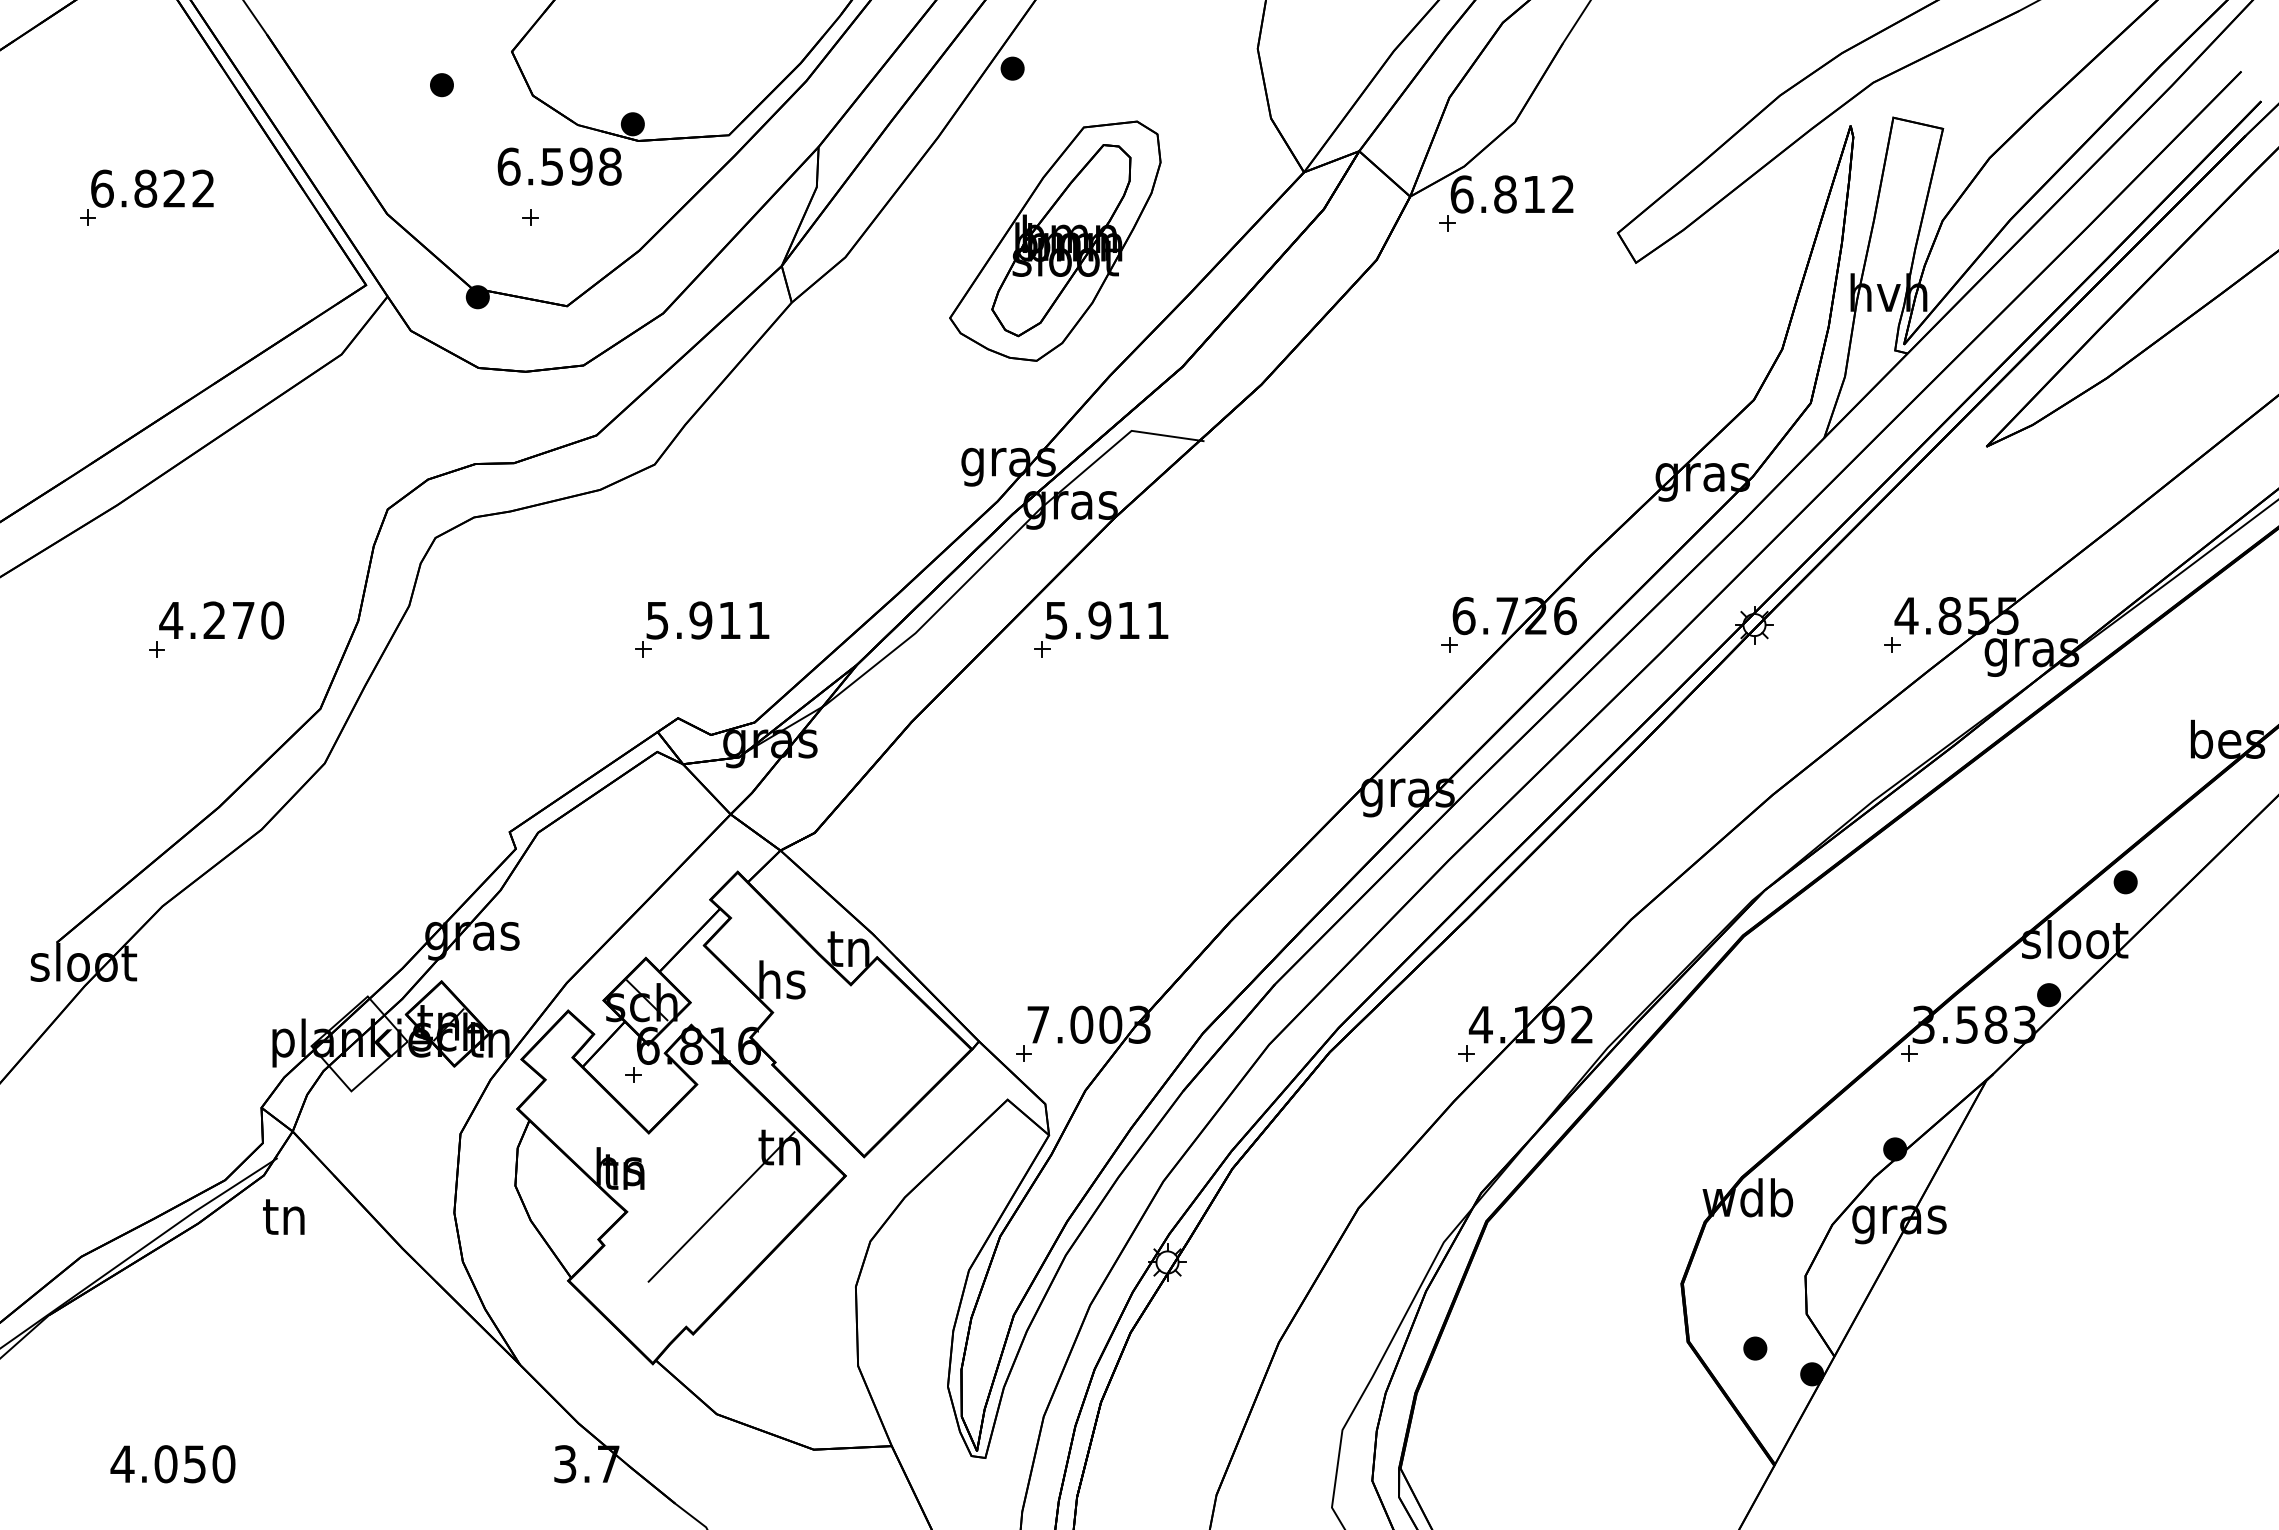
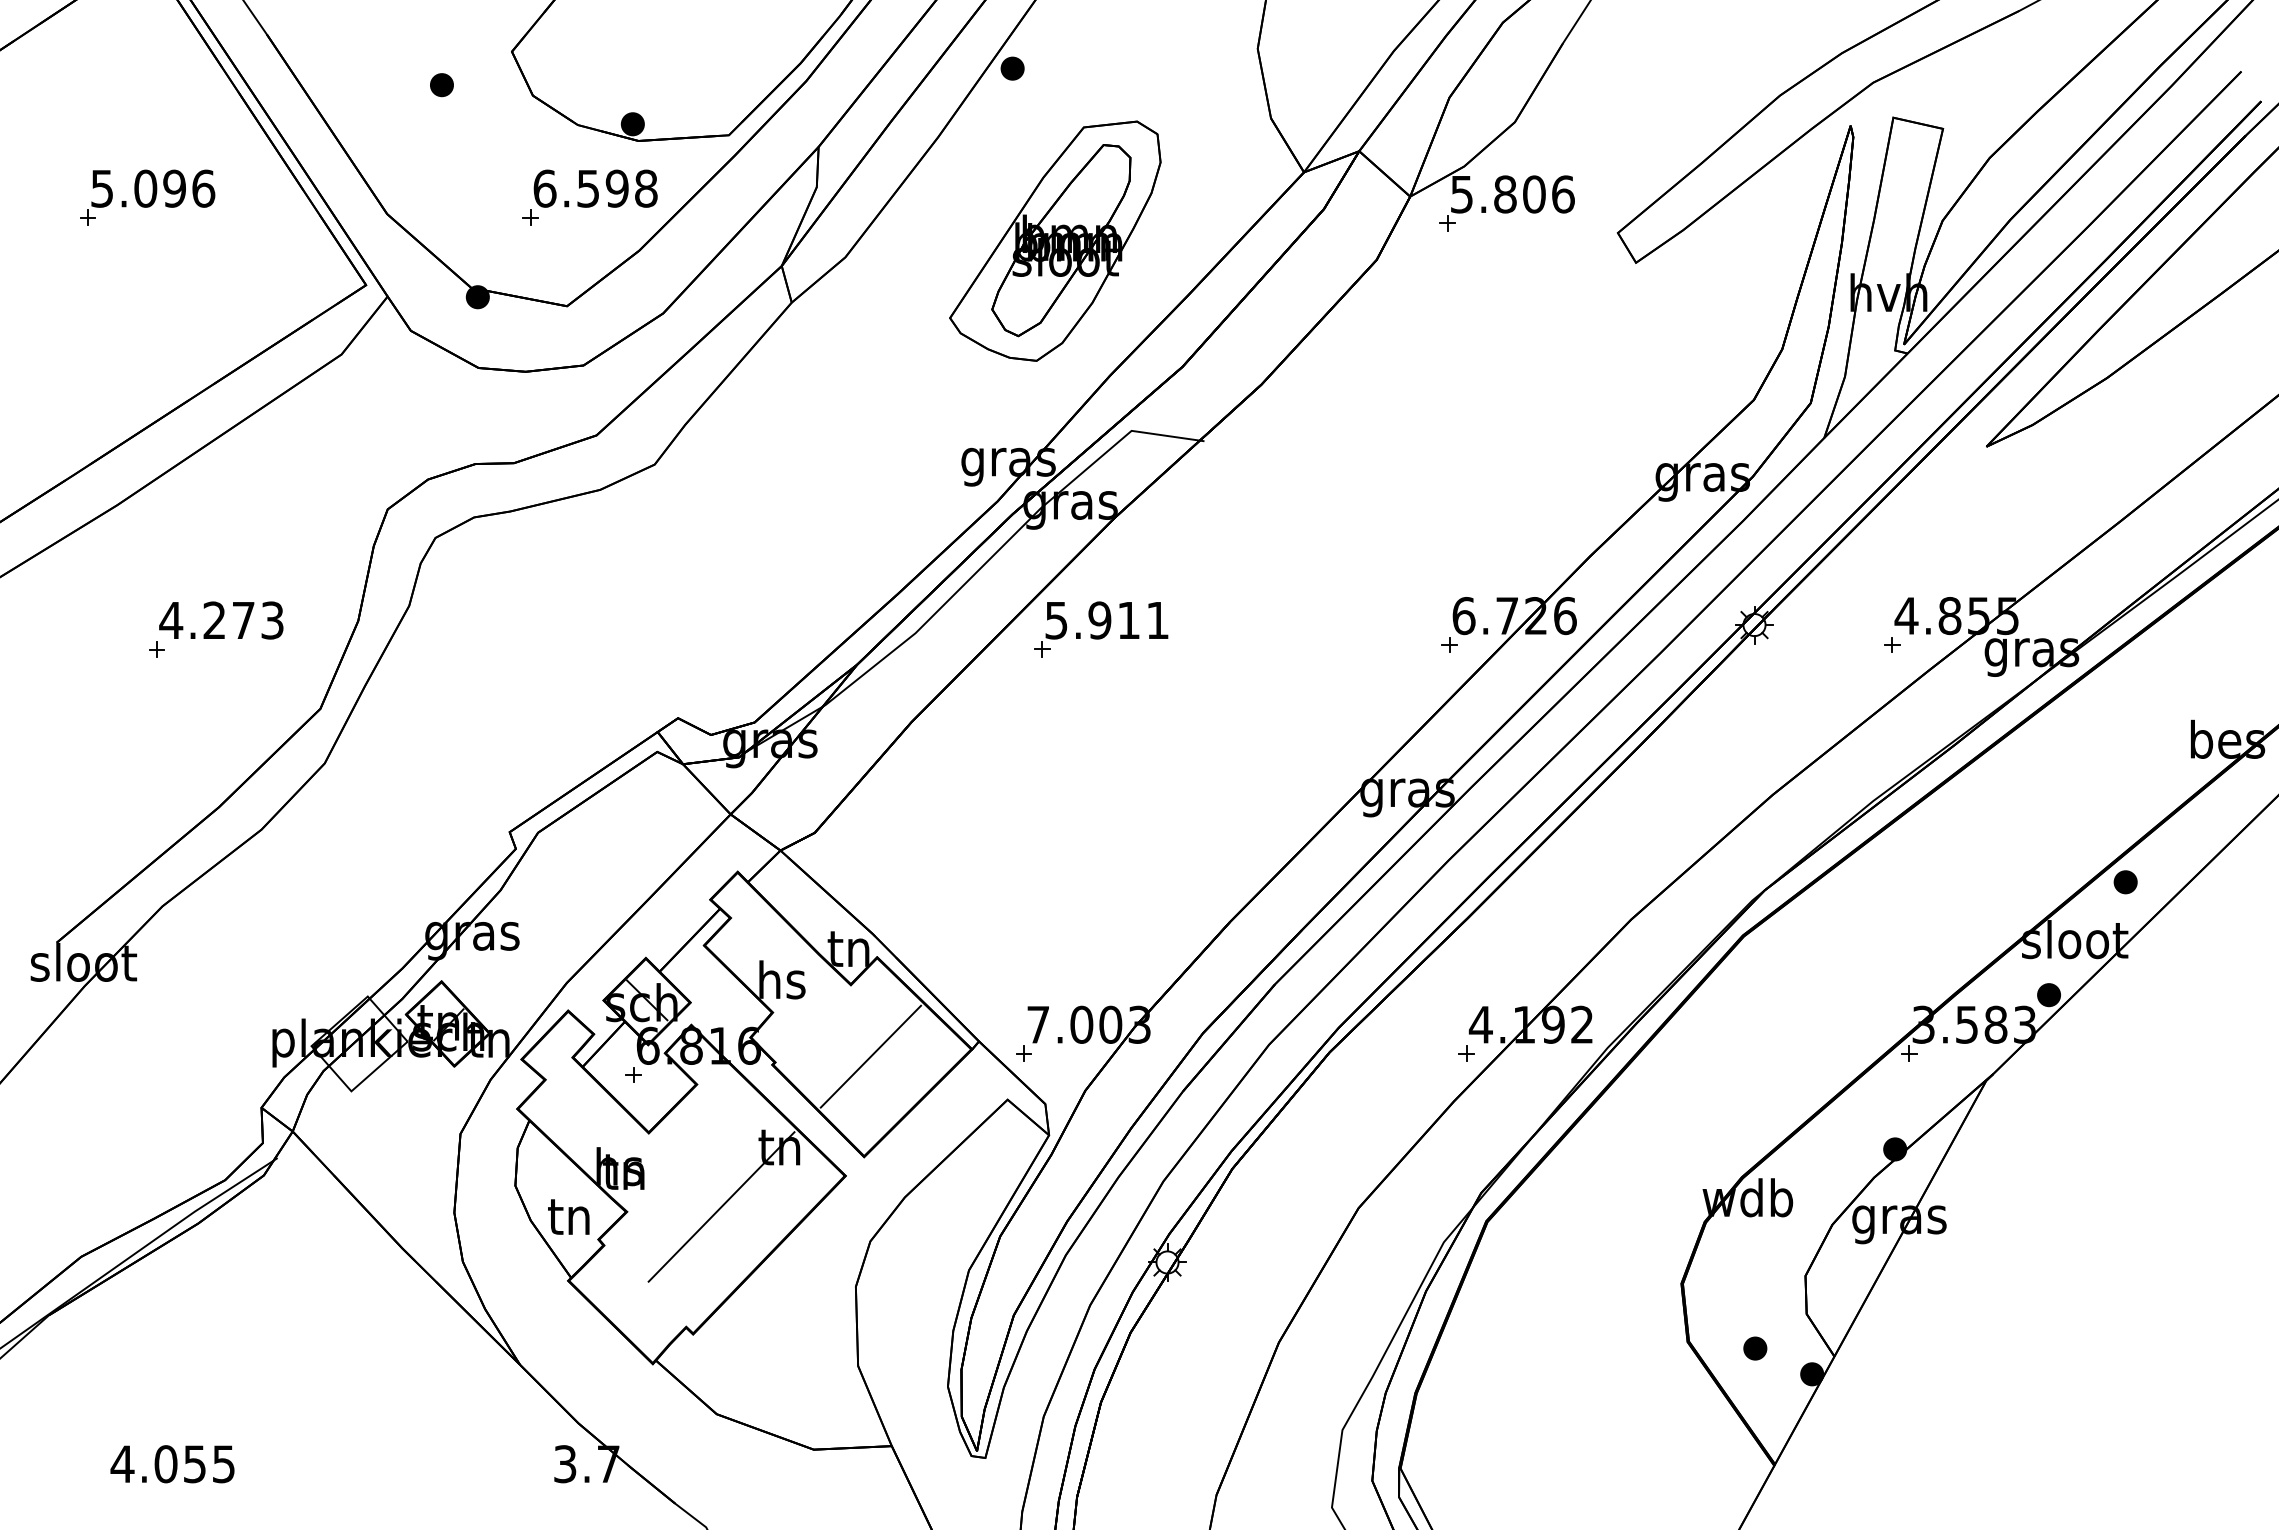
text position: (559, 166) -> (595, 188) (595, 188)
text: 6.822 -> 5.096 (153, 188)
text: 6.812 -> 5.806 (1512, 194)
text: 4.270 -> 4.273 (272, 620)
part: present -> none (702, 629)
line: none -> present (870, 1056)
text position: (283, 1216) -> (568, 1216) (568, 1216)
text: 4.050 -> 4.055 (223, 1464)
